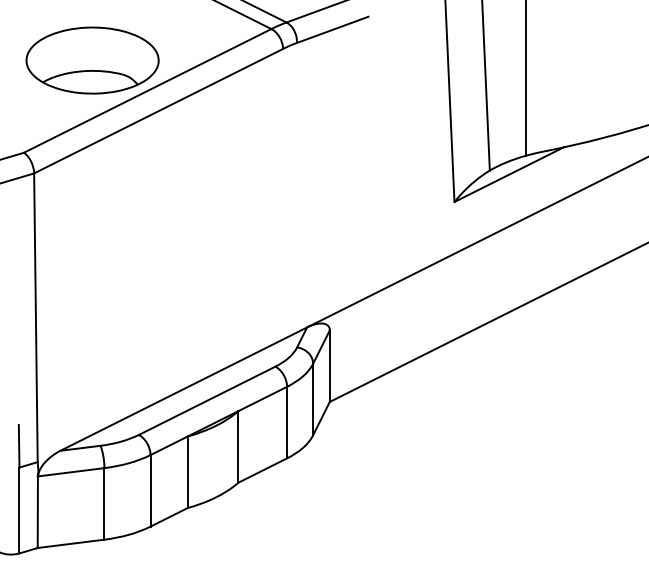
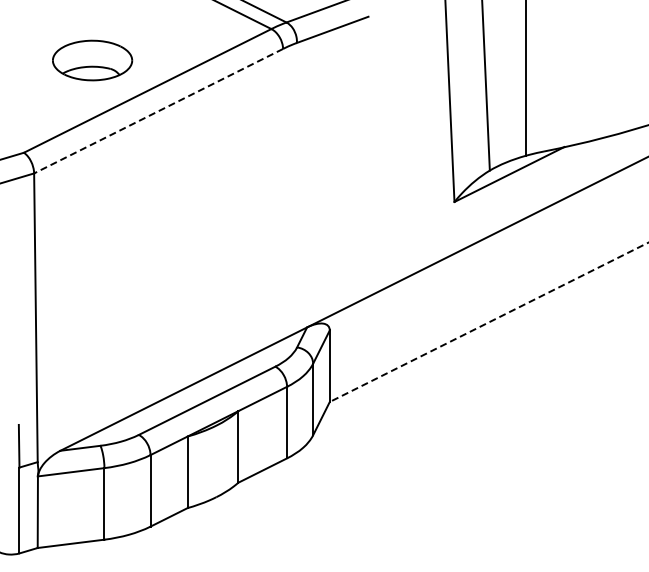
part size: 135x69 px -> 82x43 px (92, 60)
line: solid -> dashed (158, 111)
line: solid -> dashed (488, 322)
